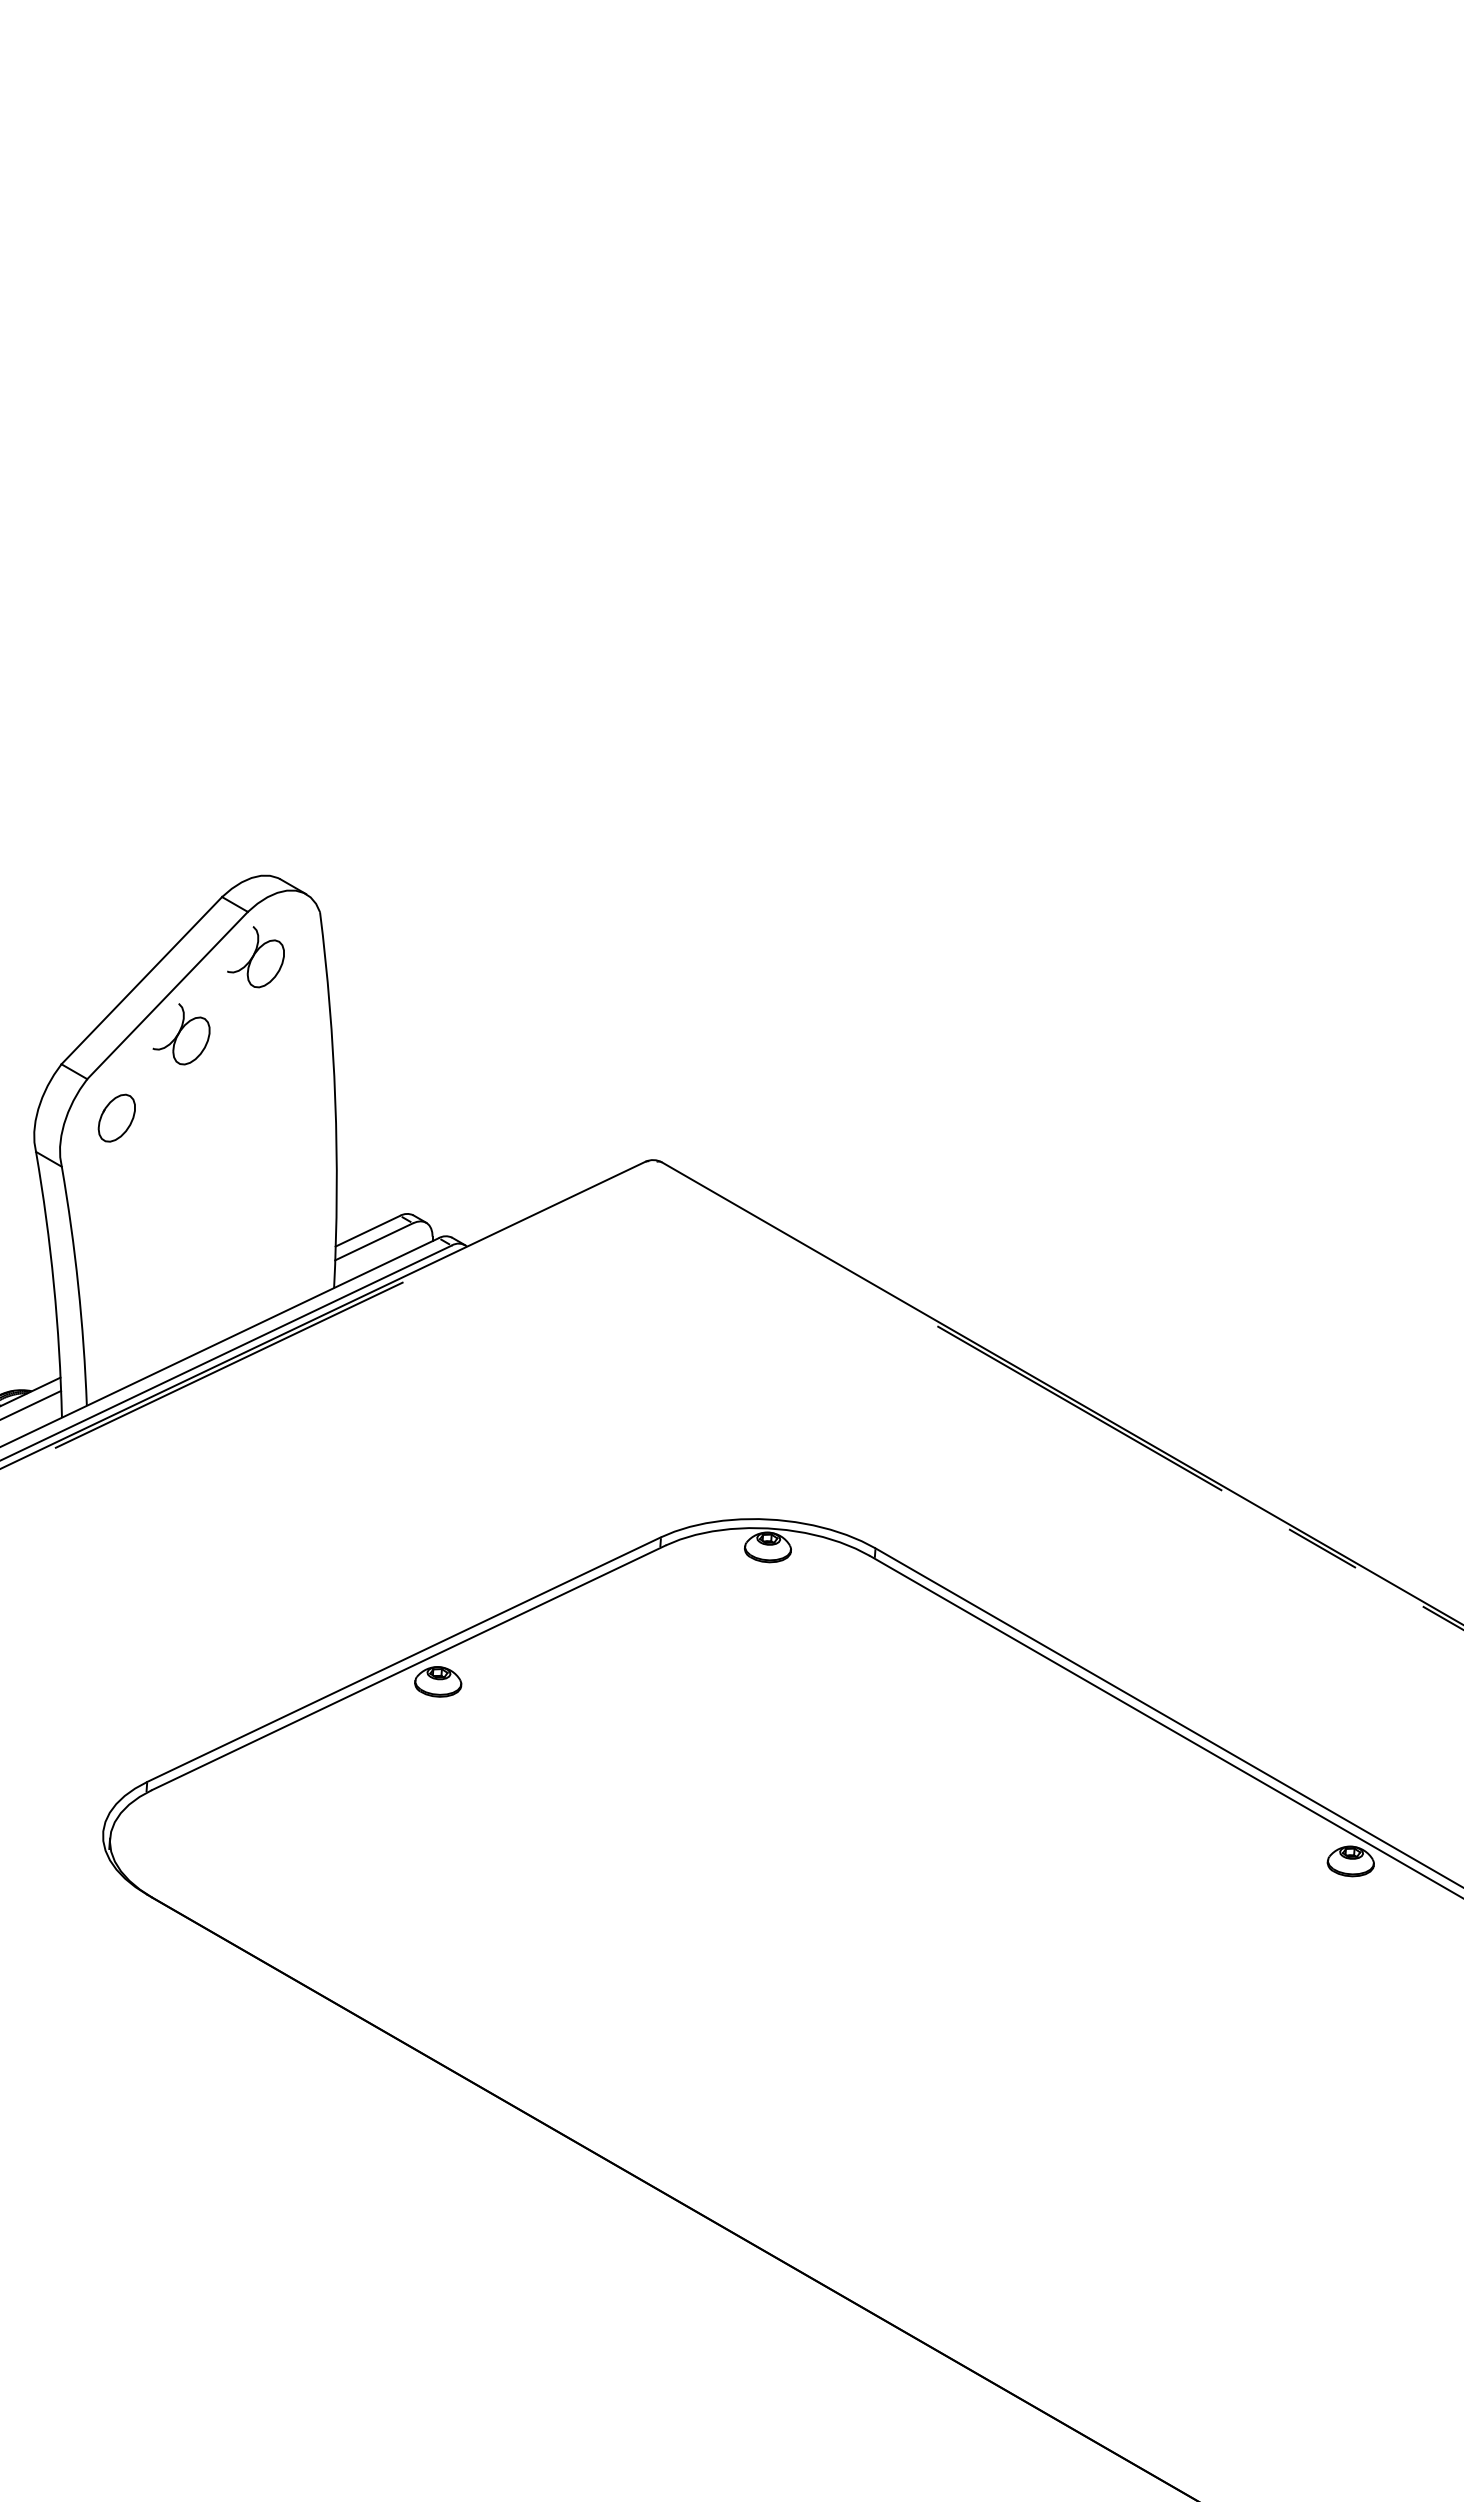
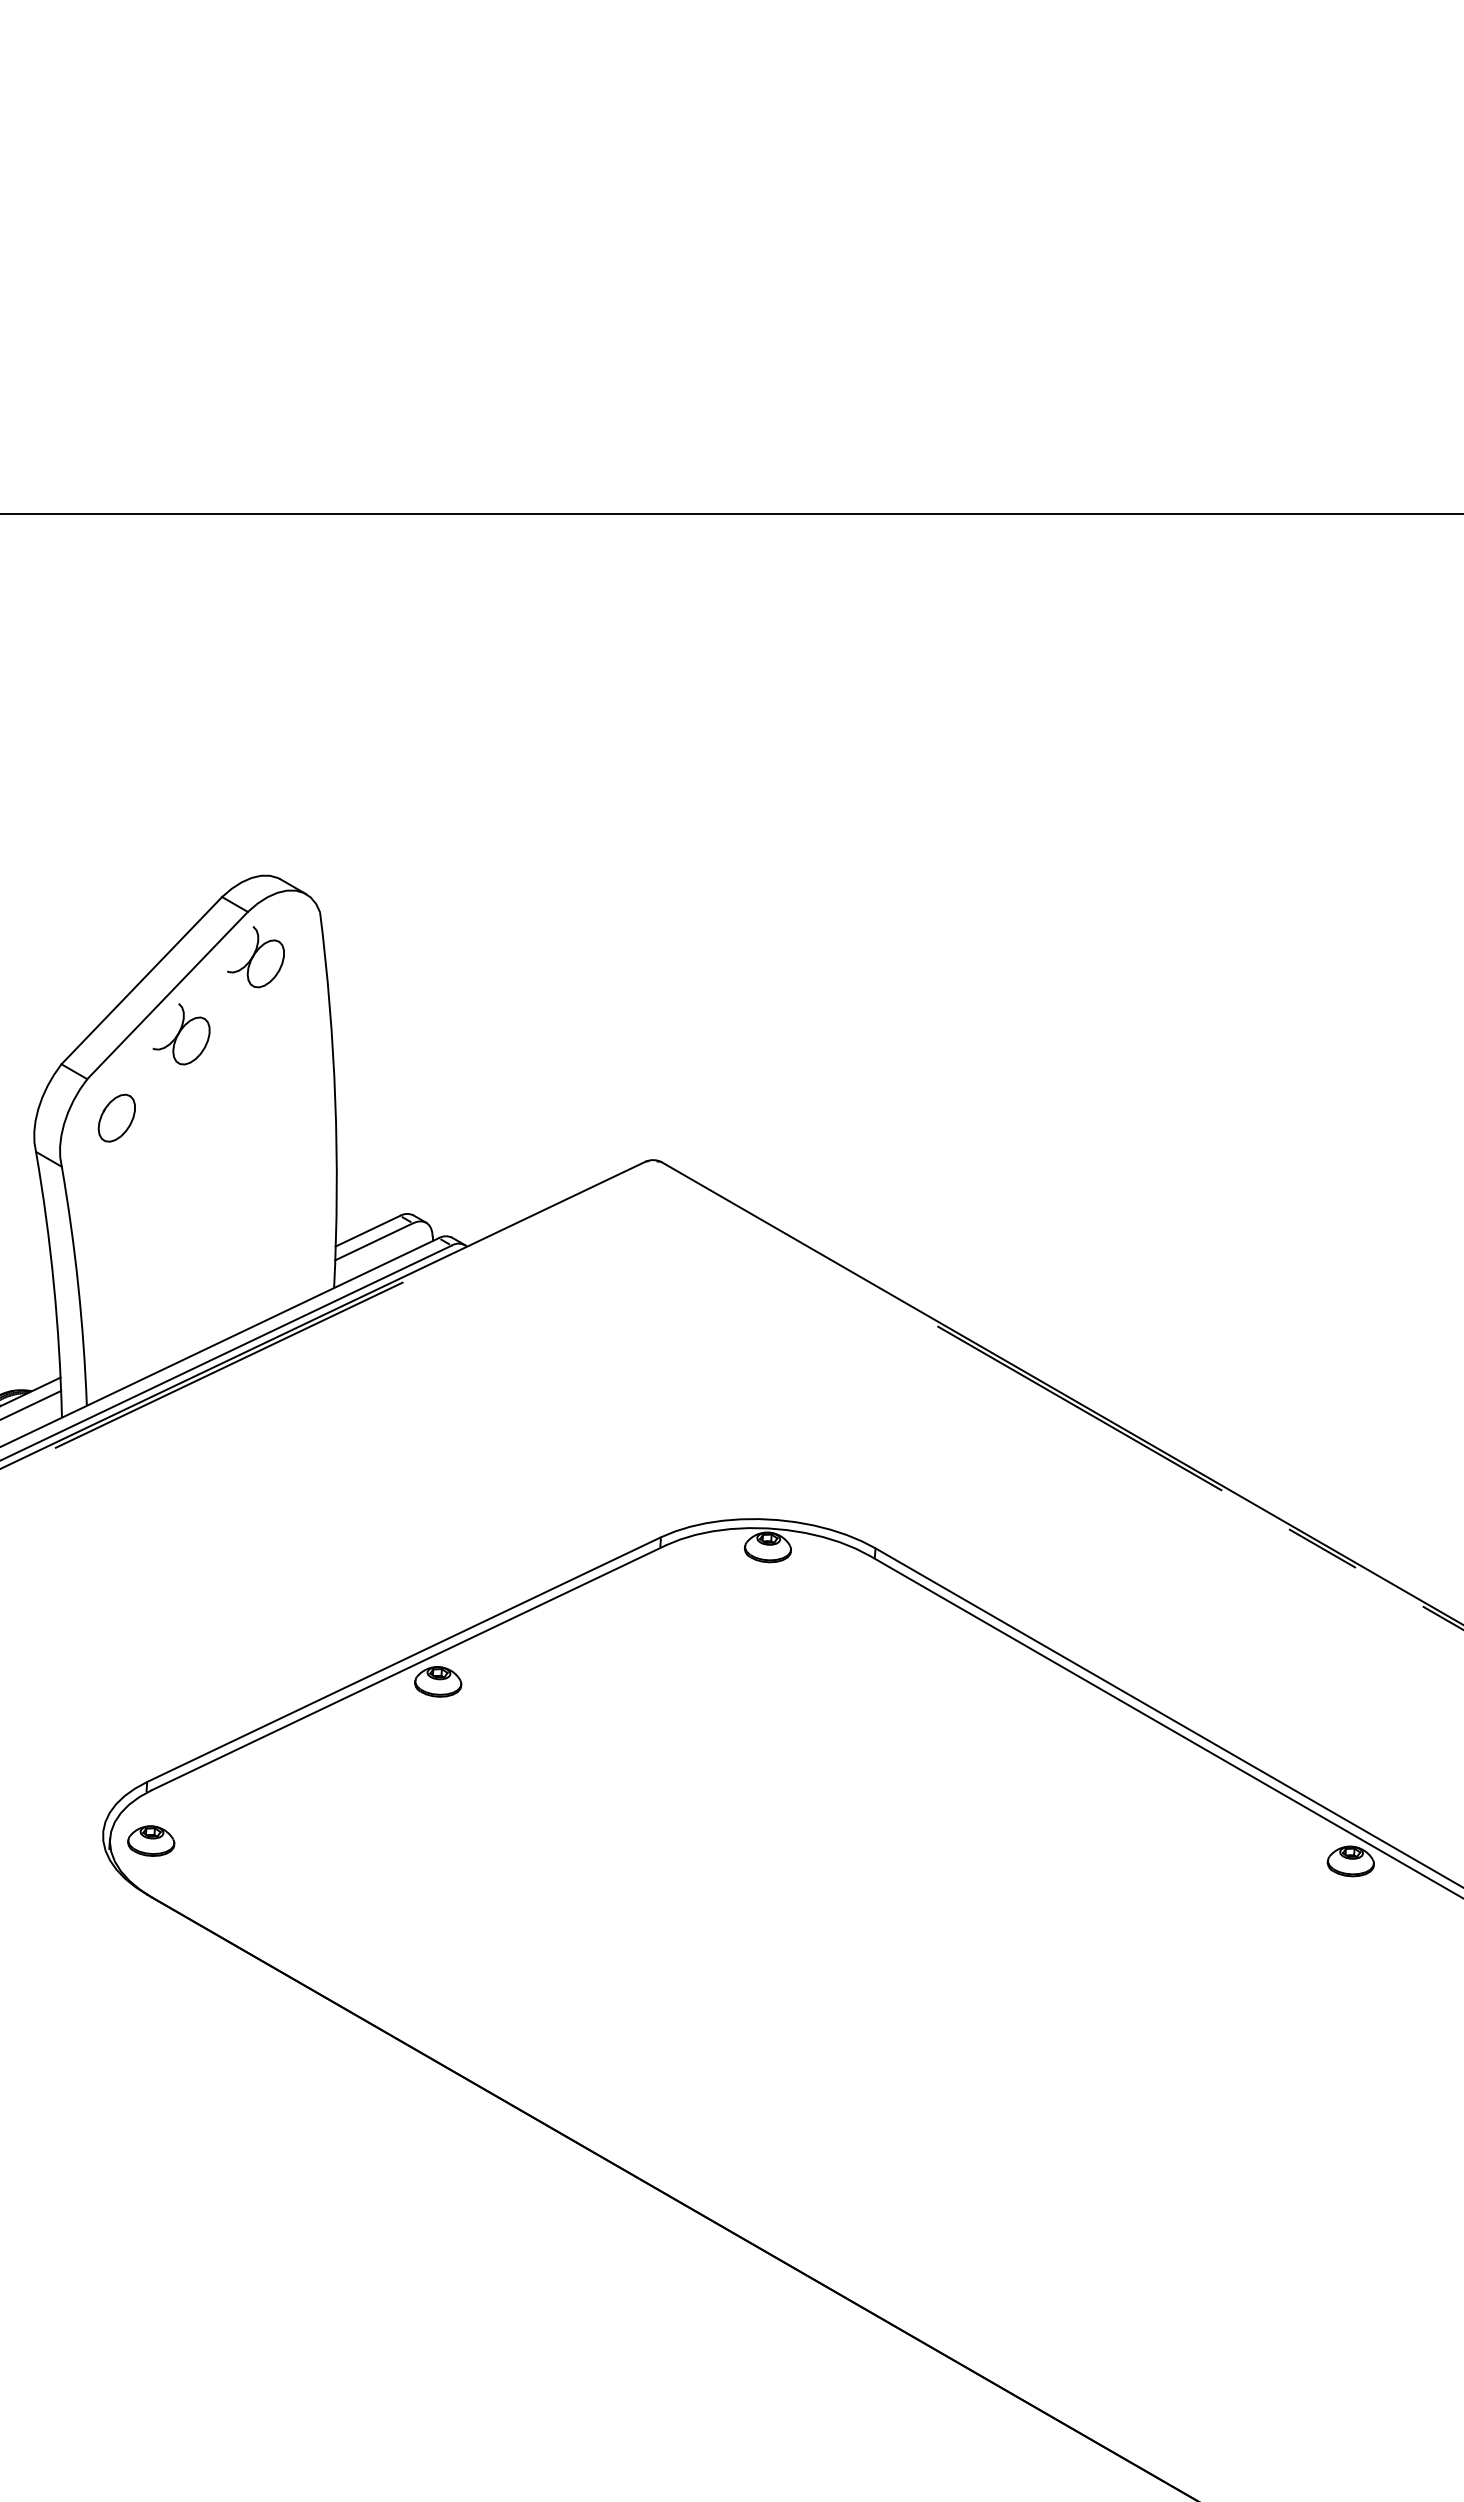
line: none -> present (731, 513)
part: none -> present (151, 1840)
